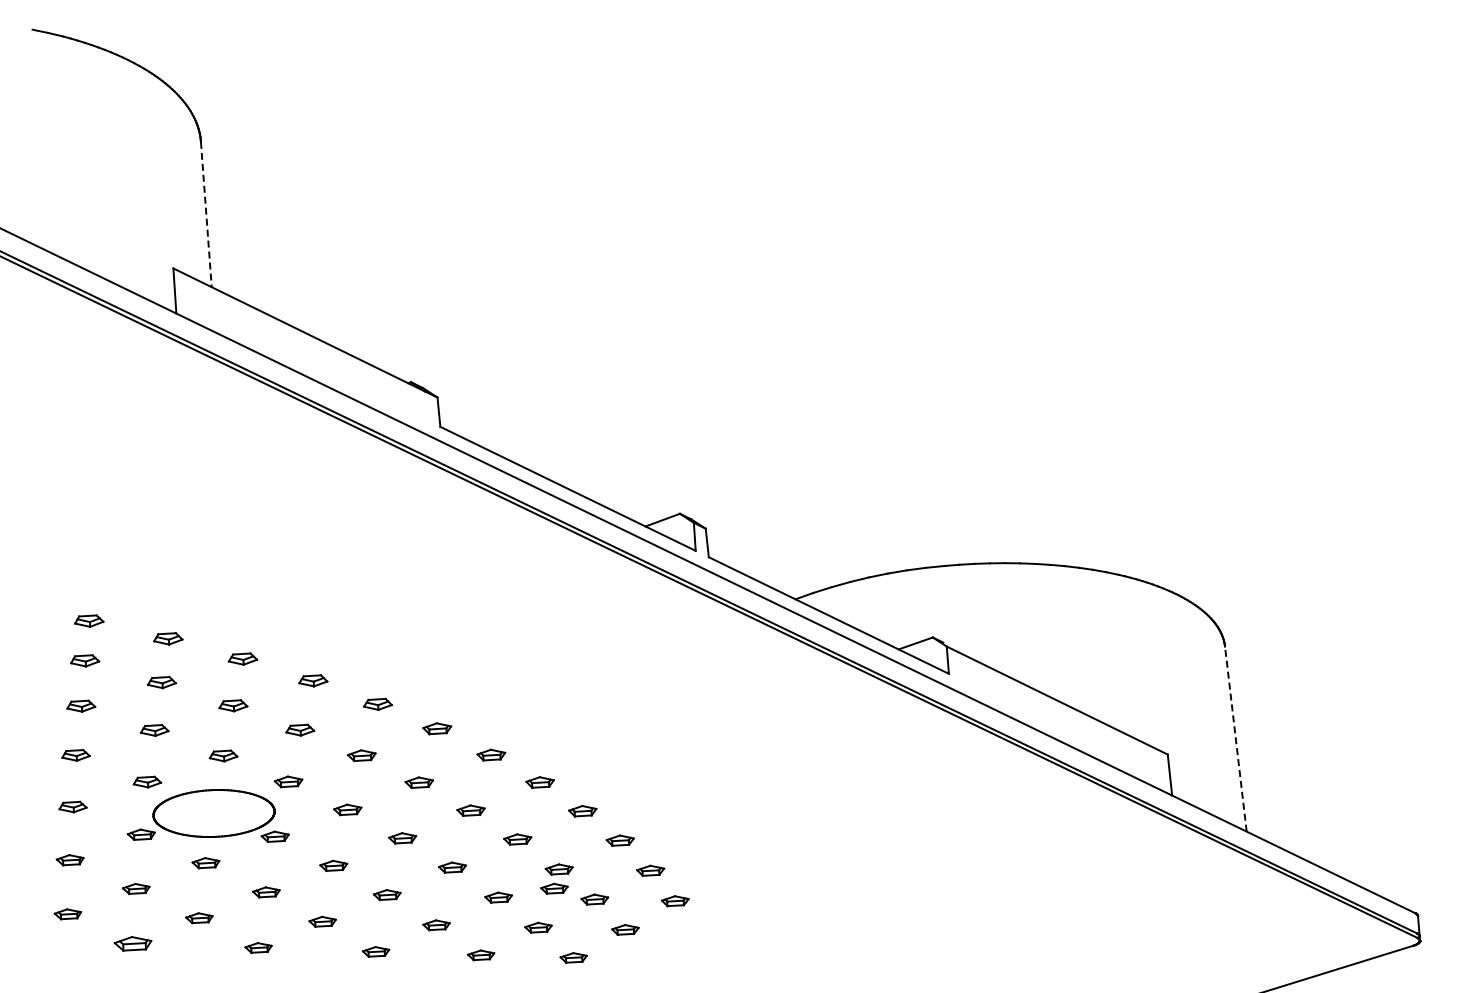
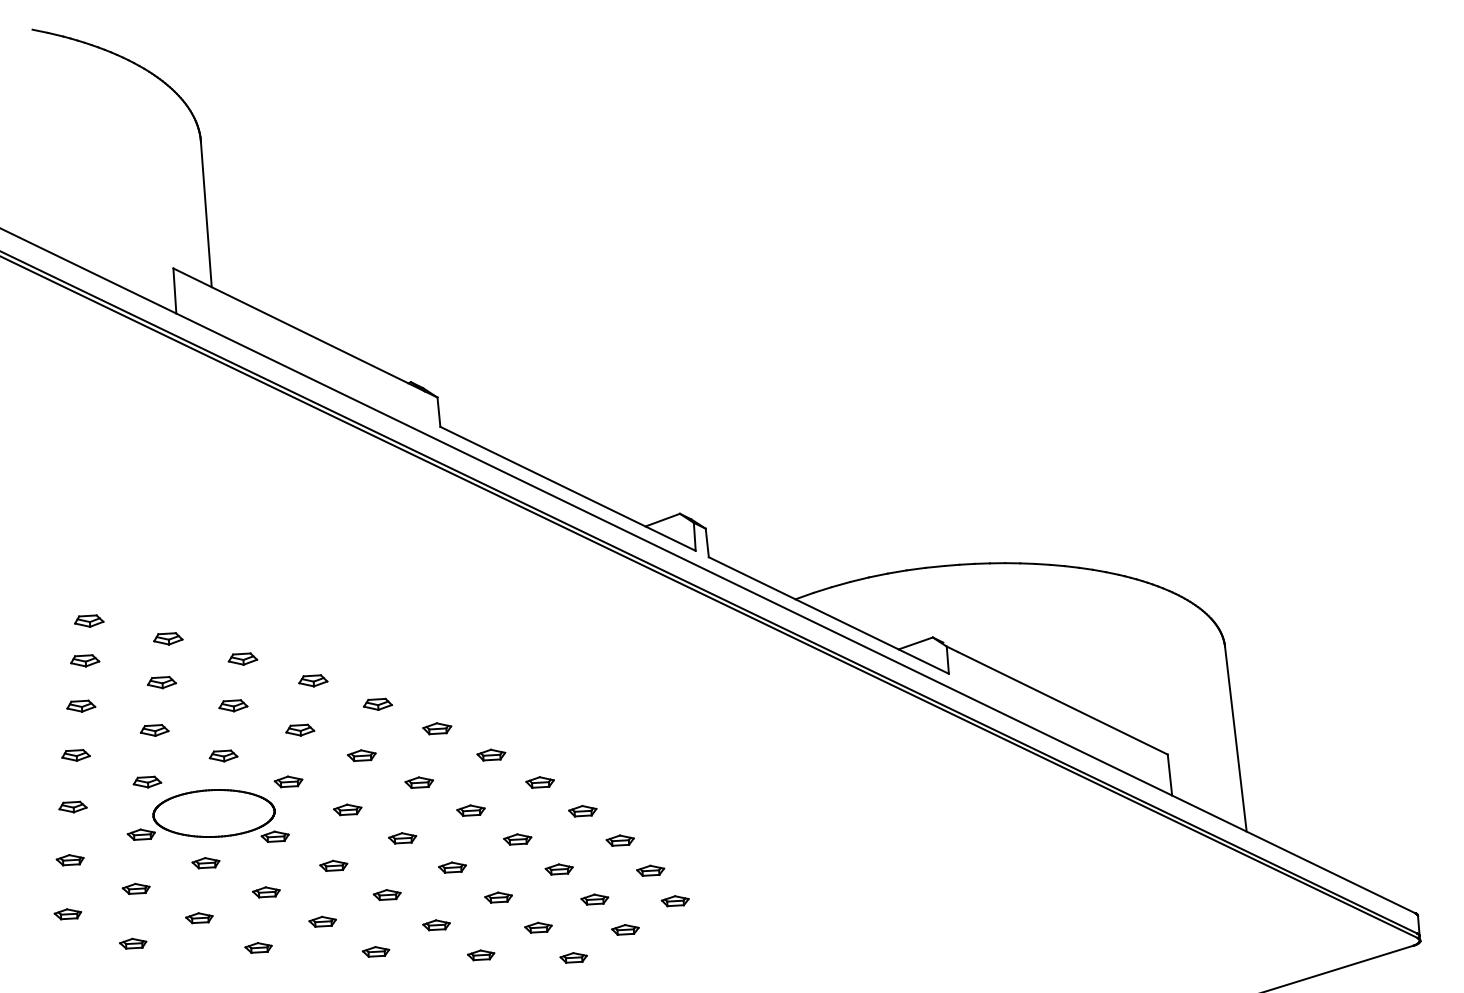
line: dashed -> solid (206, 214)
line: dashed -> solid (1235, 738)
part: present -> none (554, 888)
part size: 40x16 px -> 29x13 px (133, 943)
